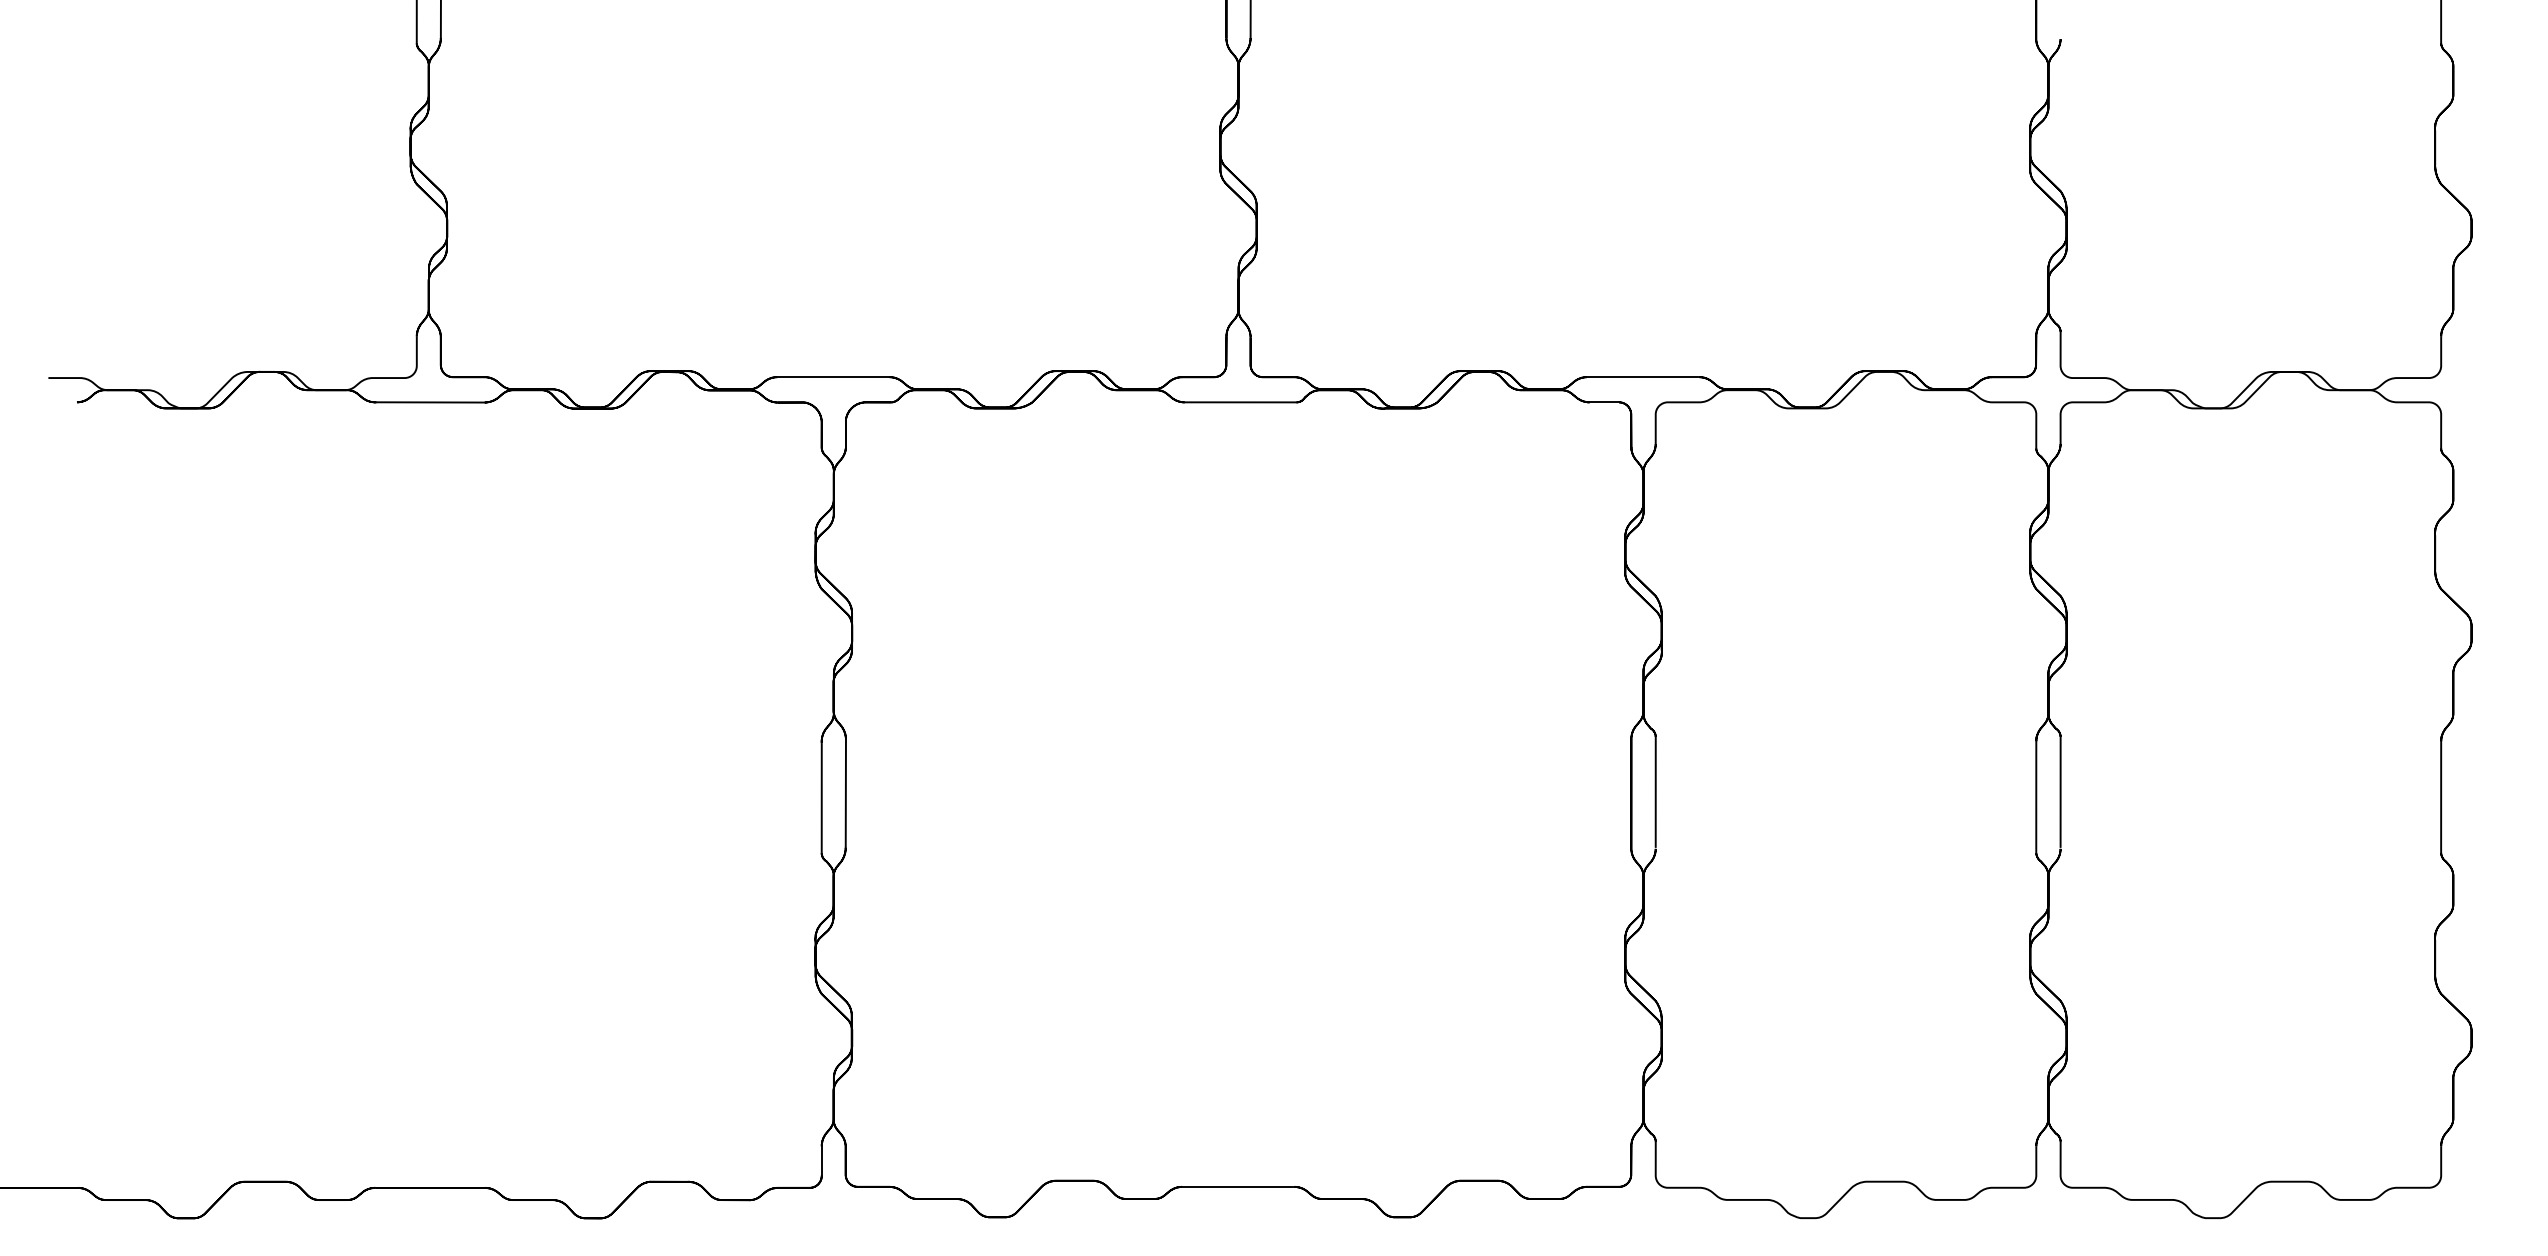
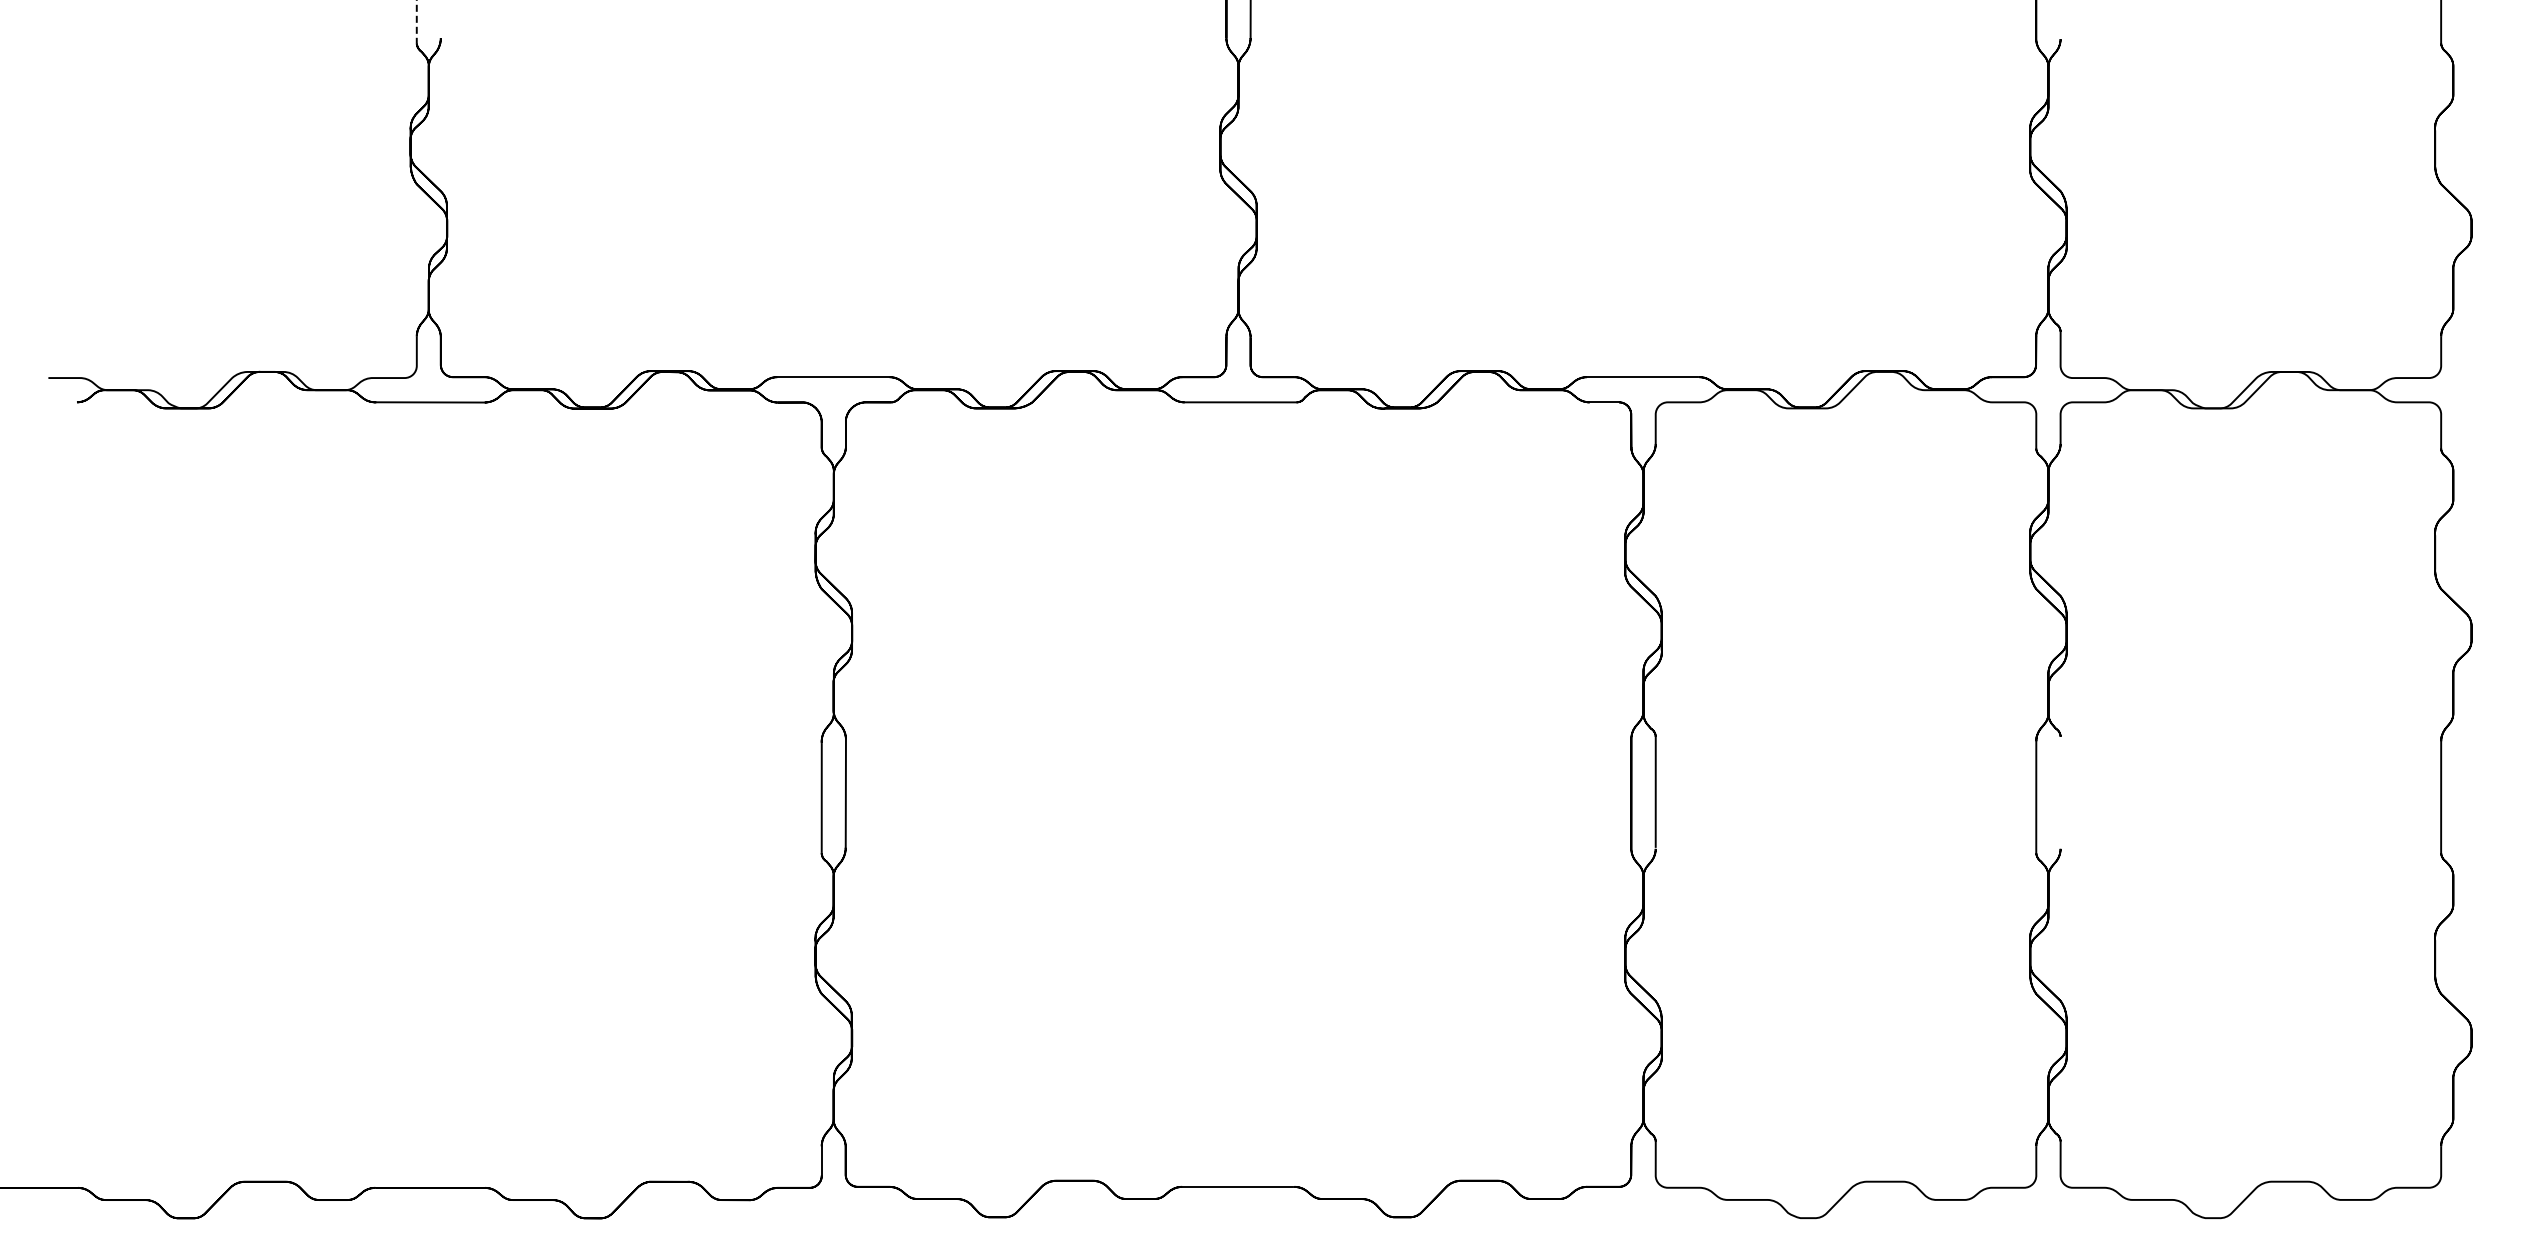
line: present -> none (440, 20)
line: solid -> dashed (416, 22)
line: present -> none (2060, 791)
